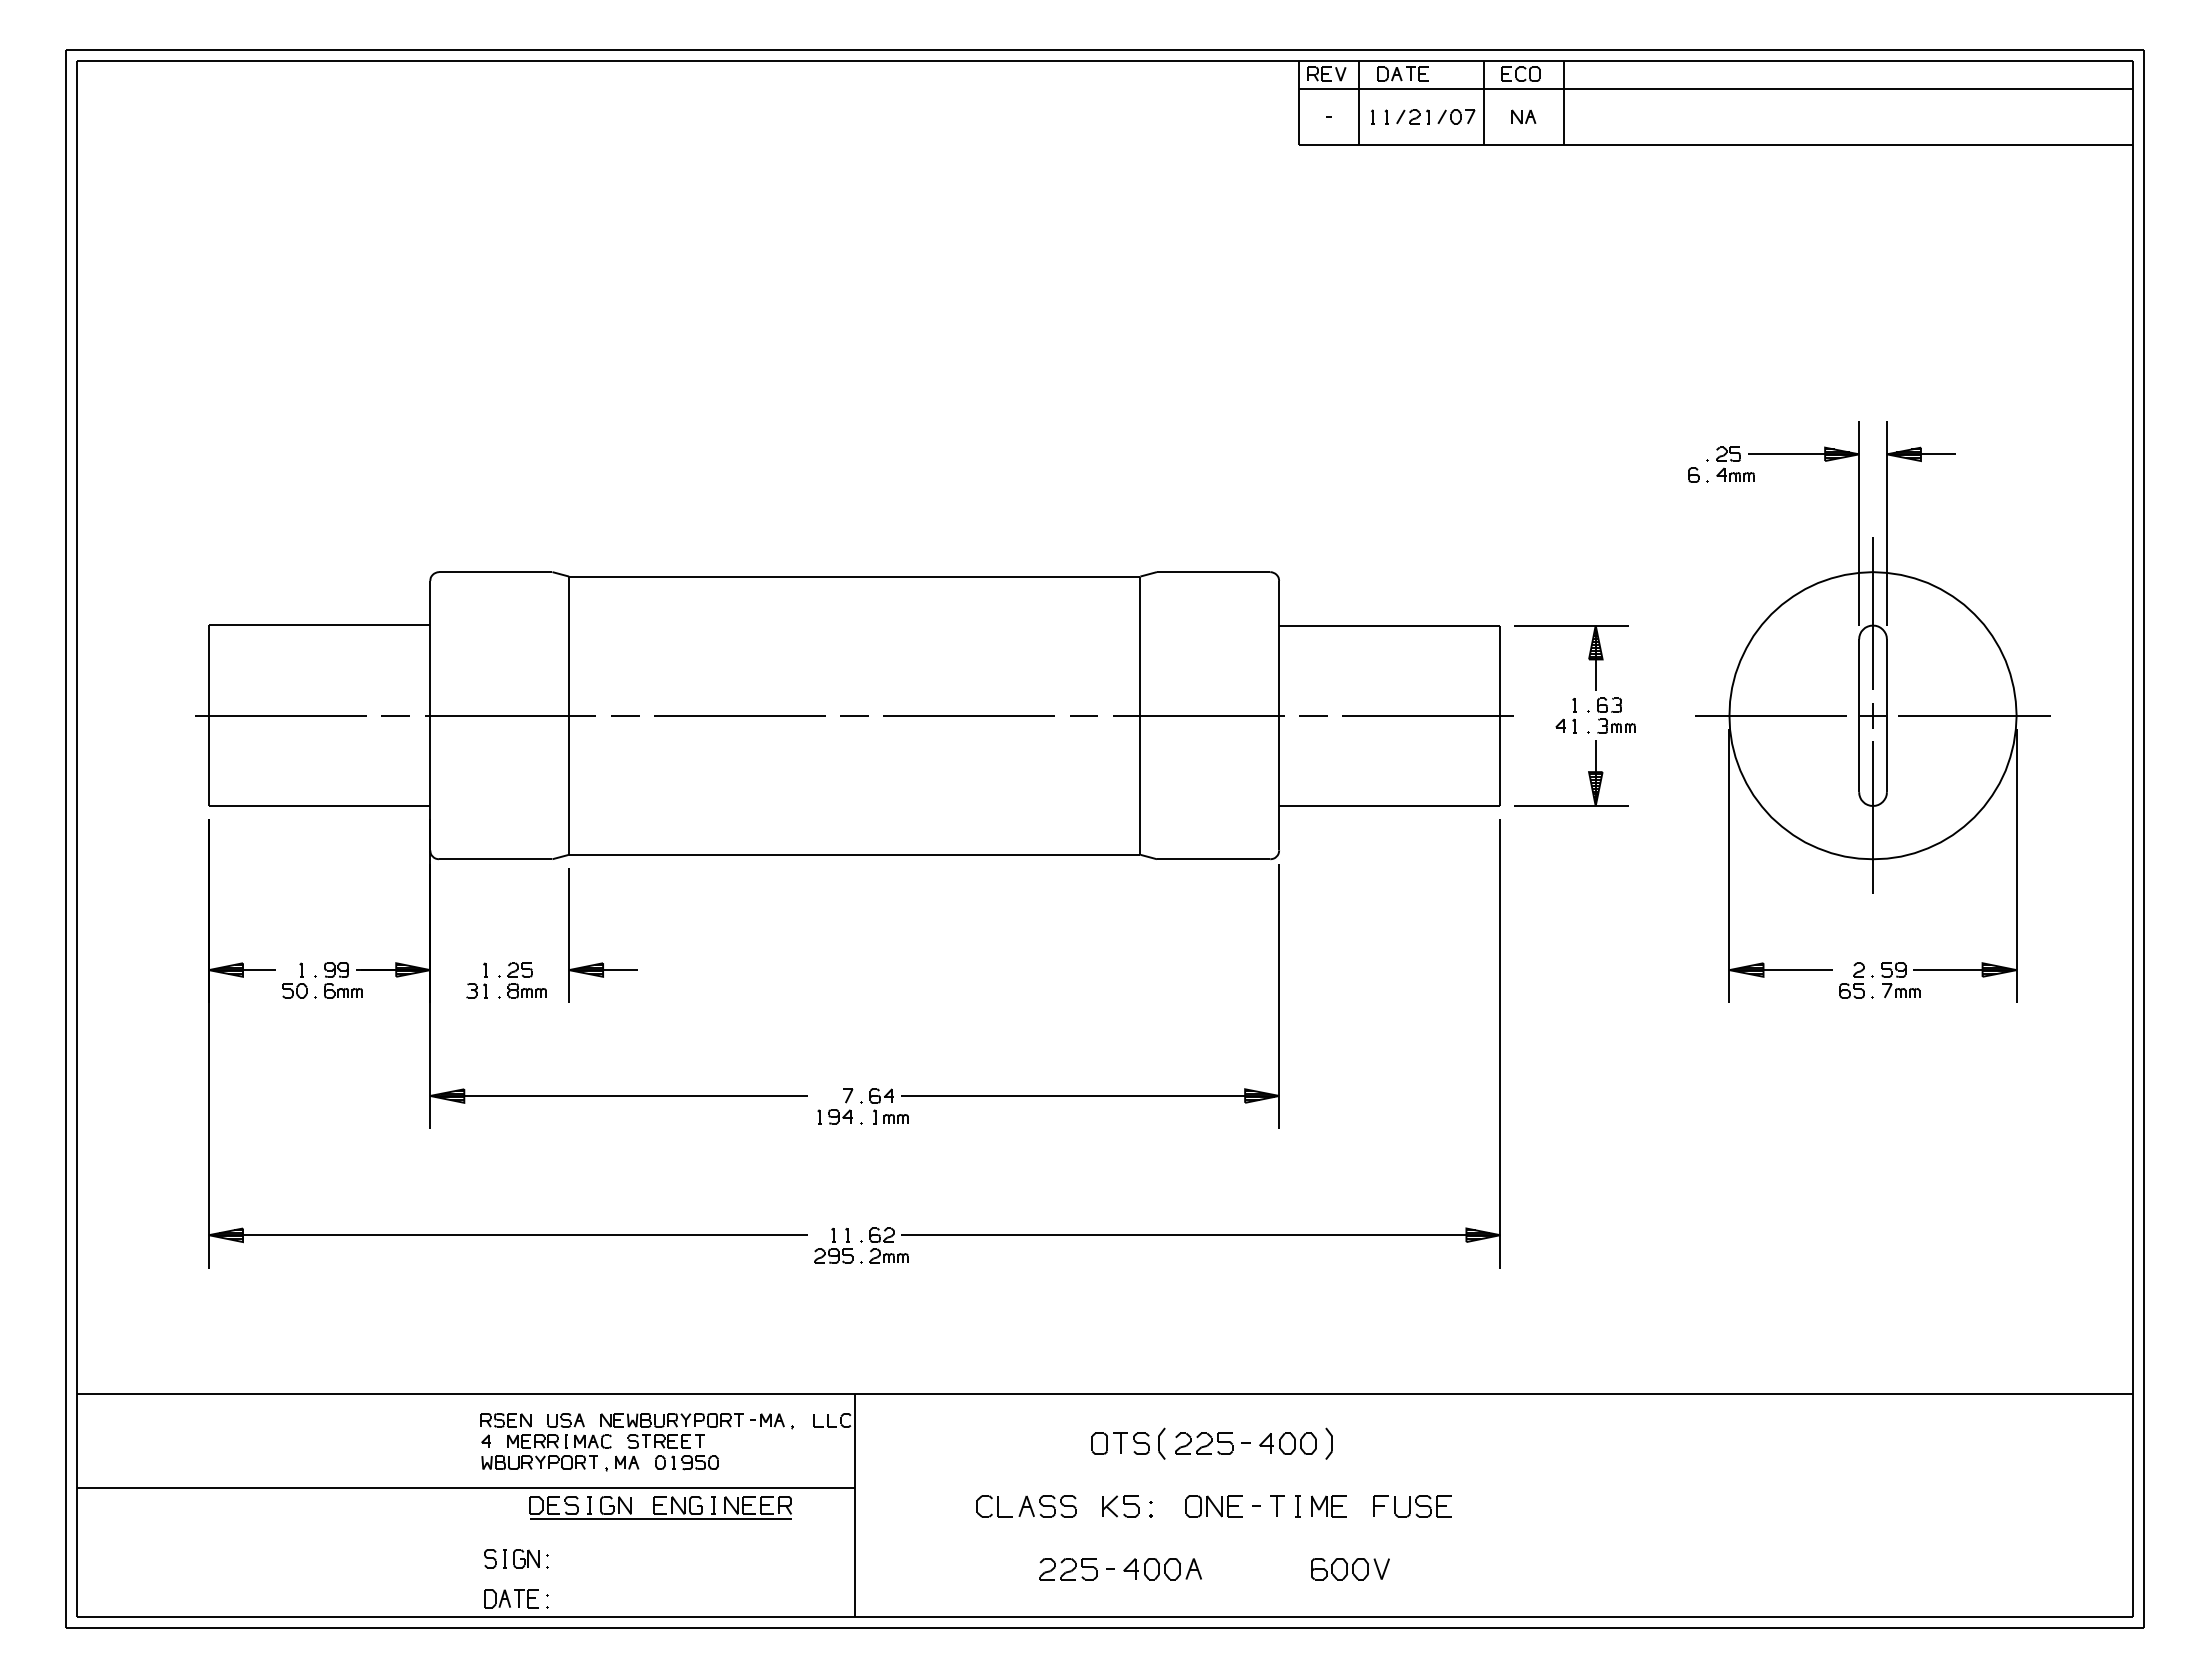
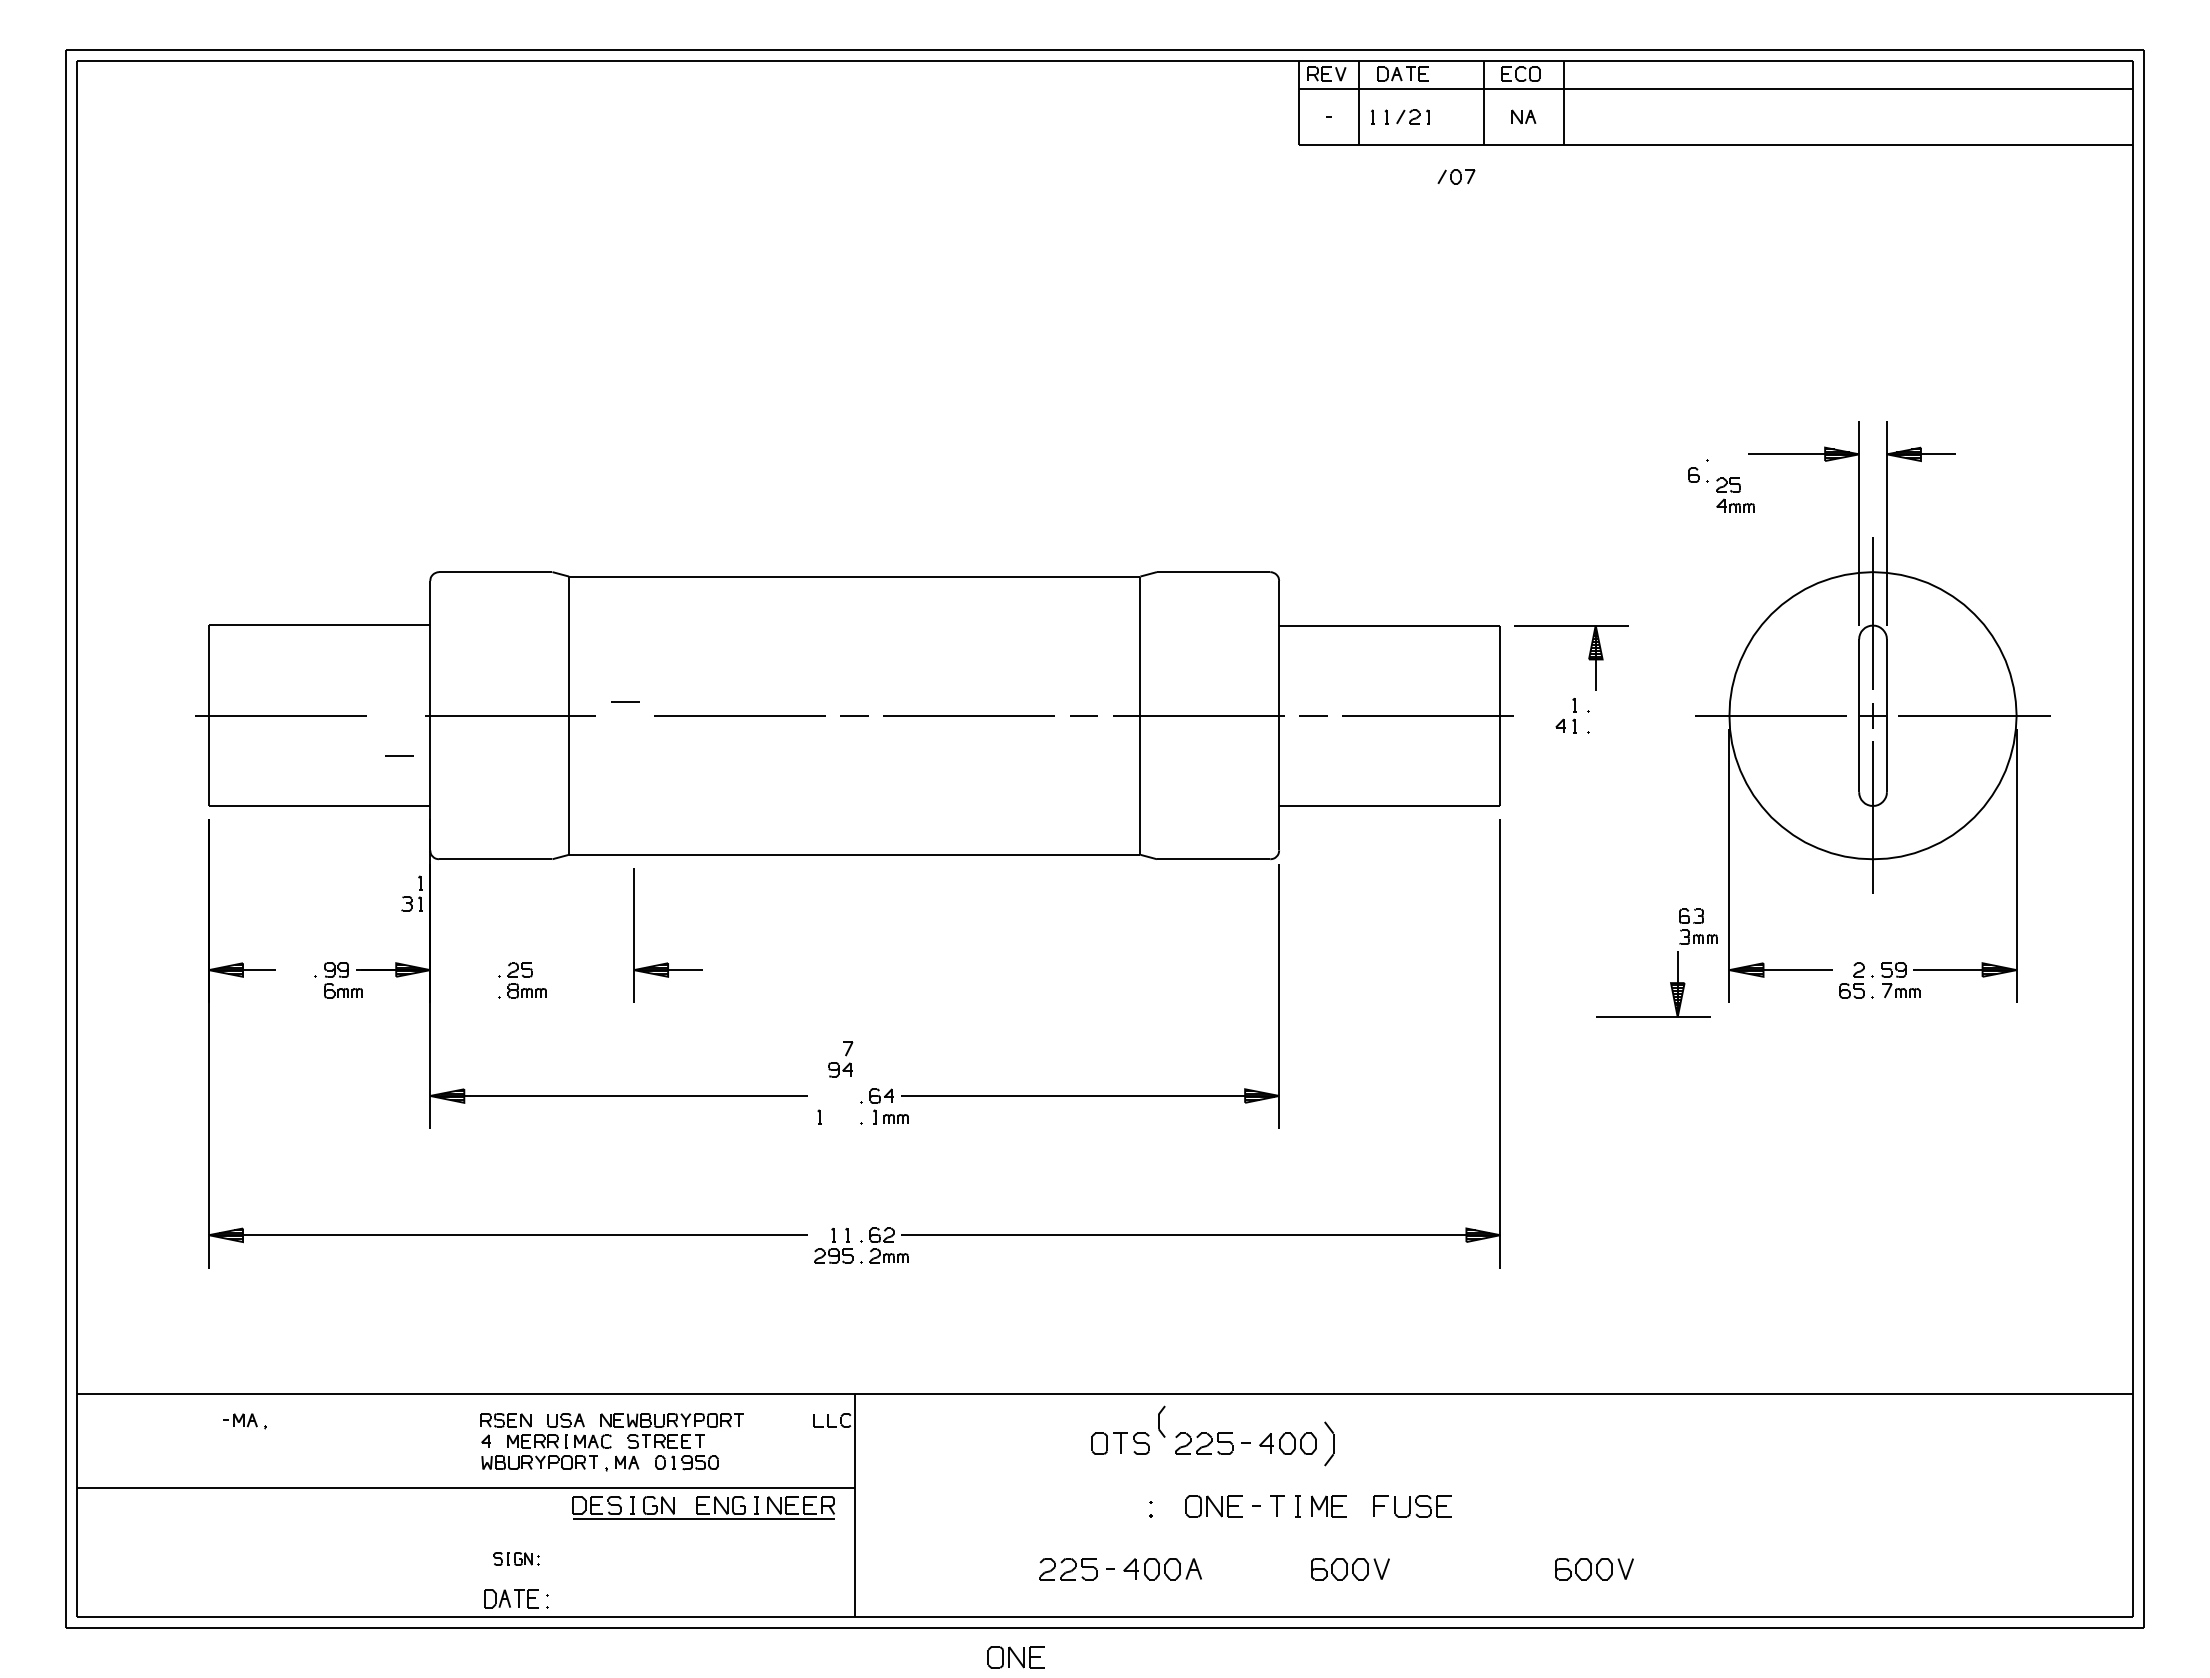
part position: (1456, 116) -> (1456, 176) (1456, 176)
part position: (1735, 463) -> (1735, 494) (1735, 494)
line position: (395, 715) -> (399, 755) (399, 755)
line position: (625, 715) -> (625, 701) (625, 701)
part position: (1595, 751) -> (1677, 962) (1677, 962)
part position: (602, 962) -> (667, 962) (667, 962)
part: present -> none (299, 980)
part position: (476, 980) -> (411, 893) (411, 893)
part position: (840, 1106) -> (840, 1059) (840, 1059)
part position: (771, 1421) -> (244, 1421) (244, 1421)
part position: (1161, 1443) -> (1161, 1421) (1161, 1421)
part size: 8x33 px -> 11x46 px (1329, 1443)
part: present -> none (1026, 1506)
part: present -> none (1120, 1506)
part position: (660, 1507) -> (703, 1507) (703, 1507)
part size: 65x20 px -> 47x14 px (516, 1558)
part: none -> present (1594, 1569)
part: none -> present (1015, 1657)
